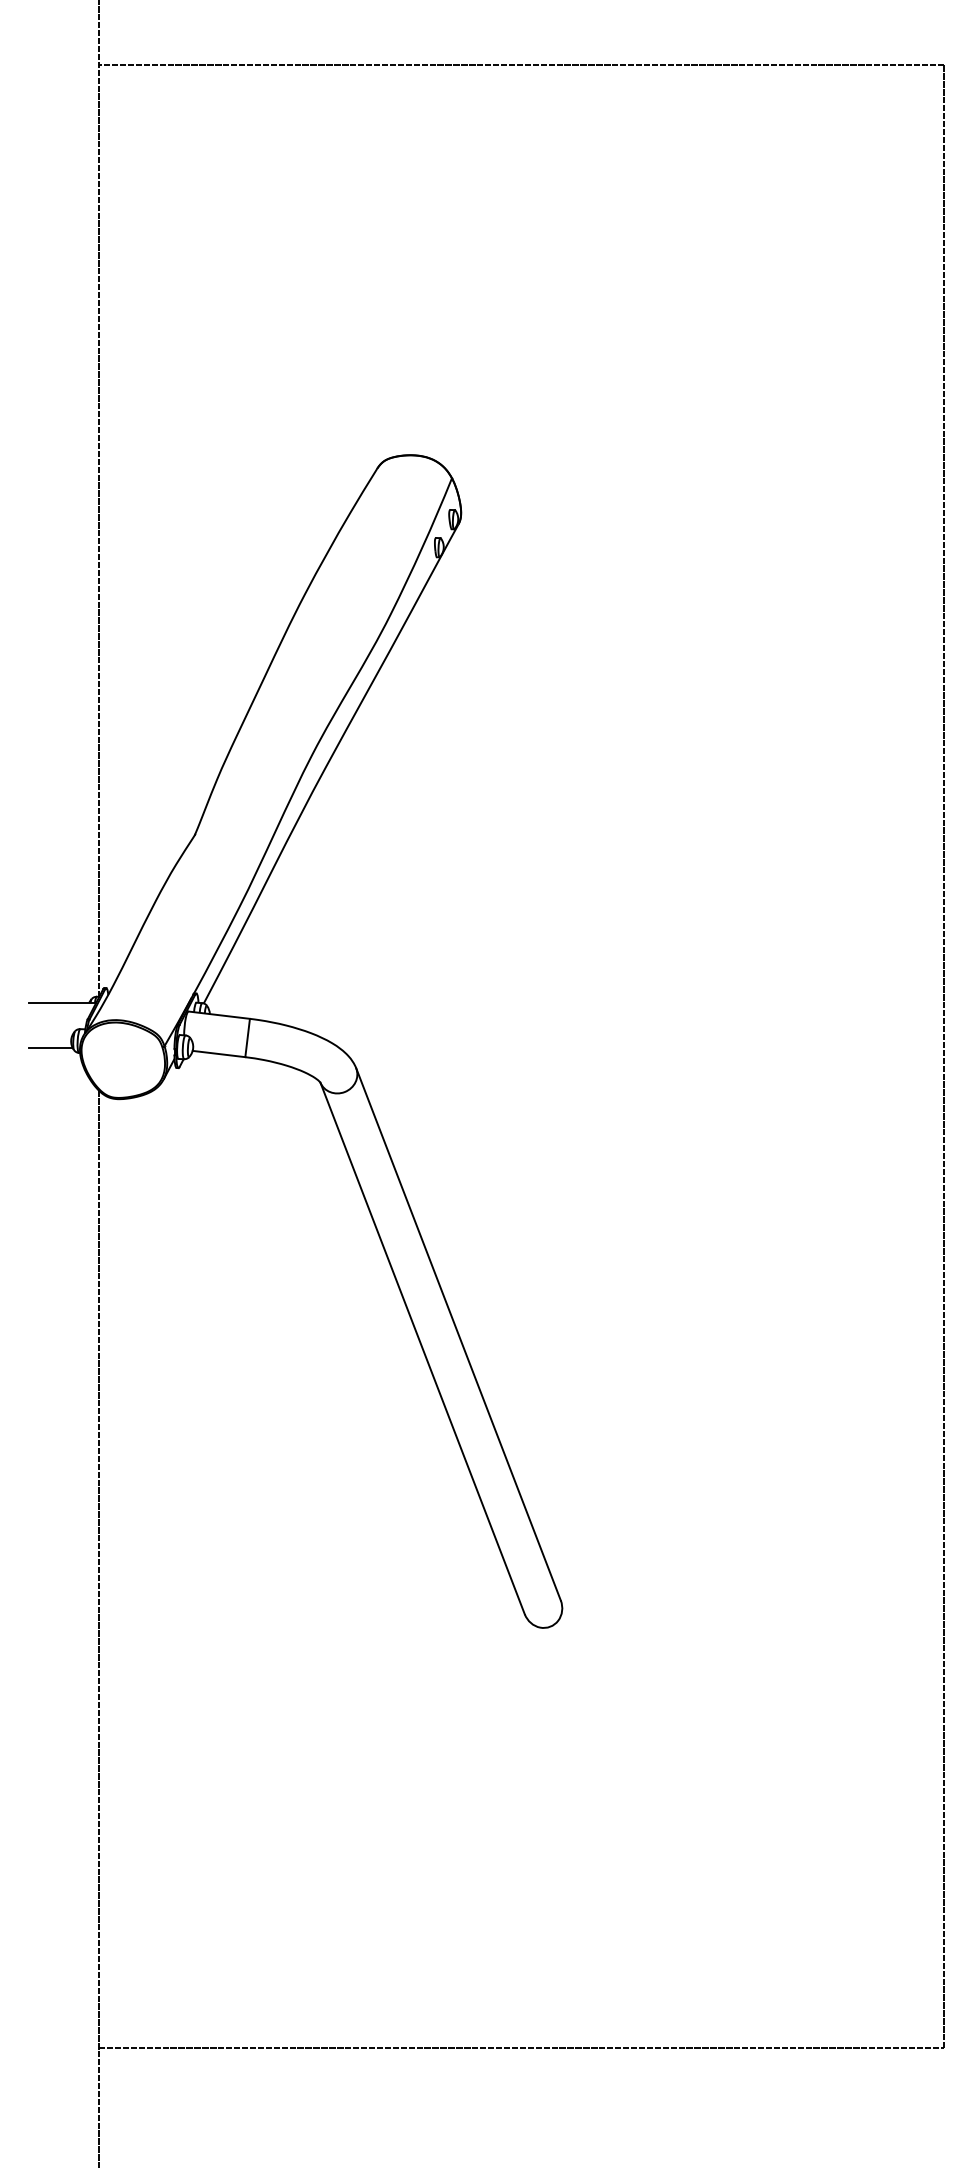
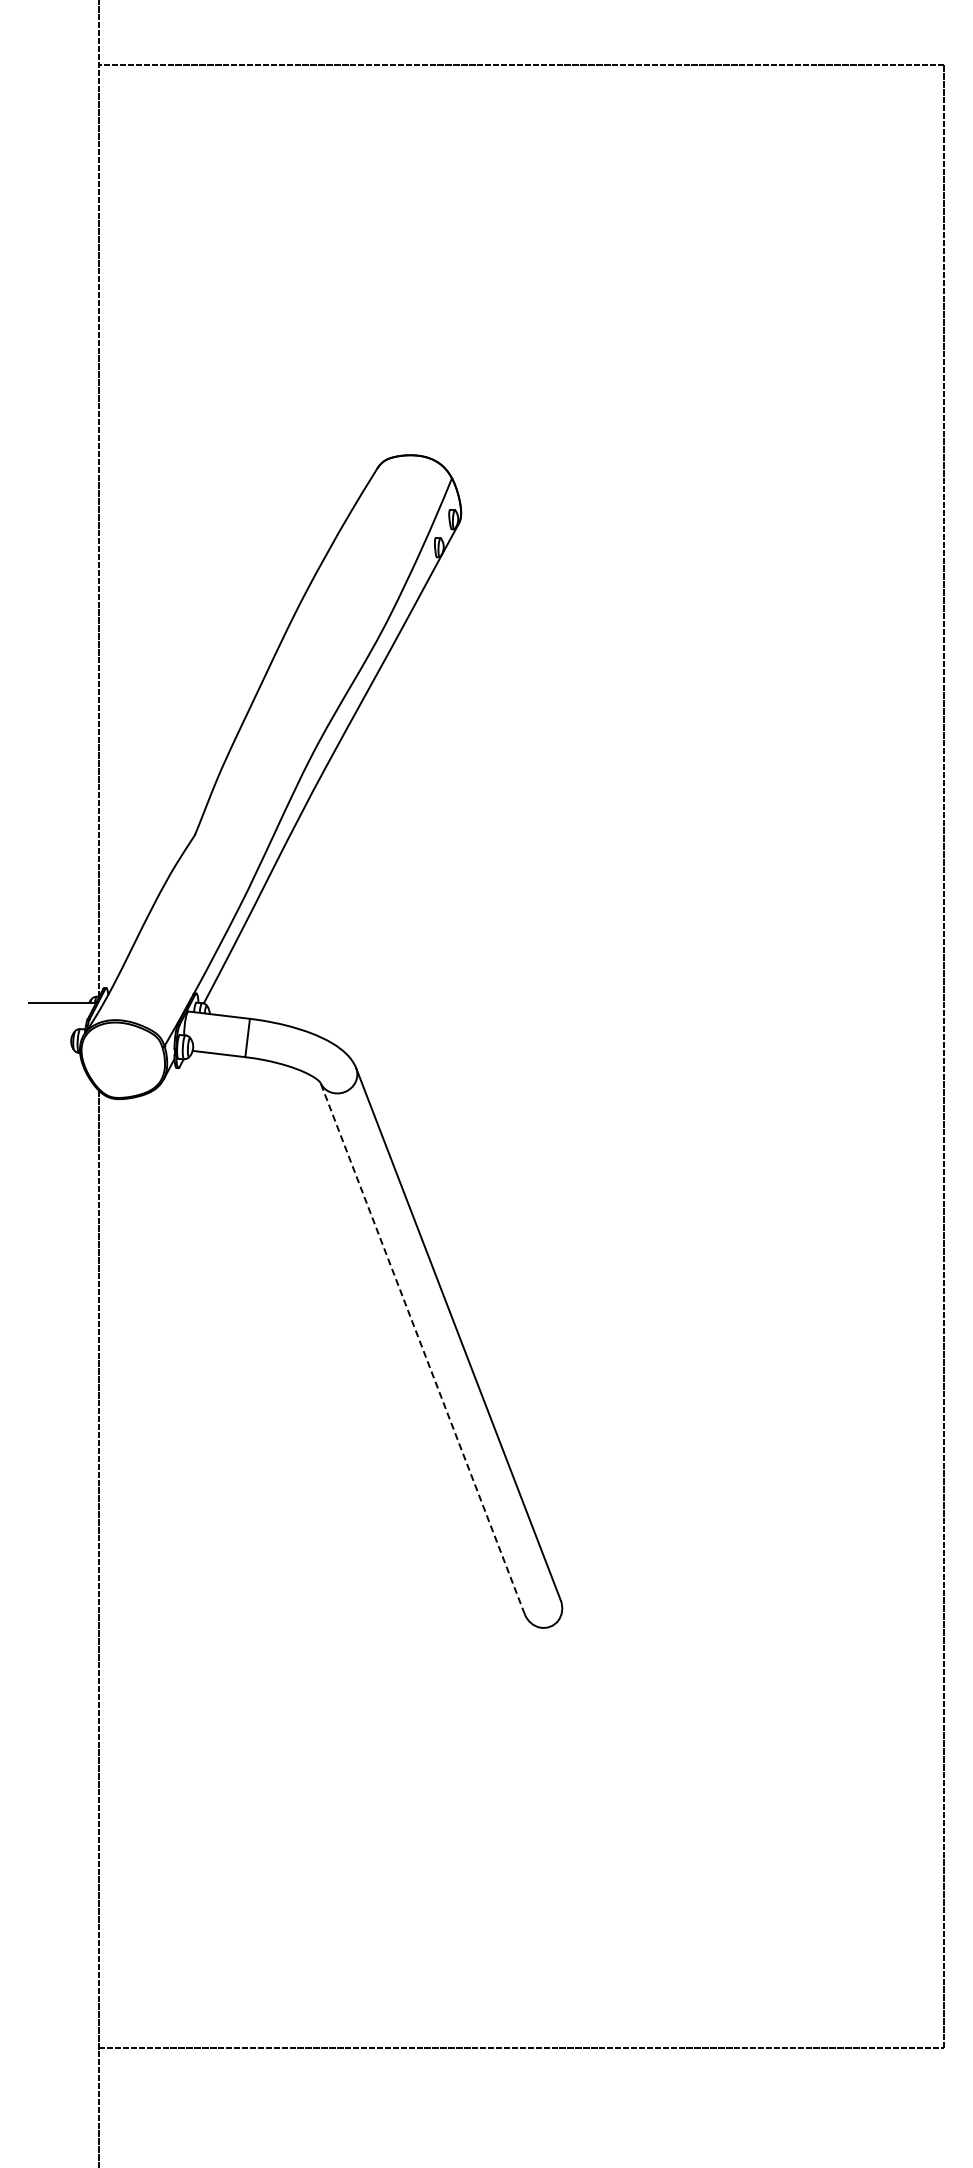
line: present -> none (50, 1047)
line: solid -> dashed (422, 1348)
